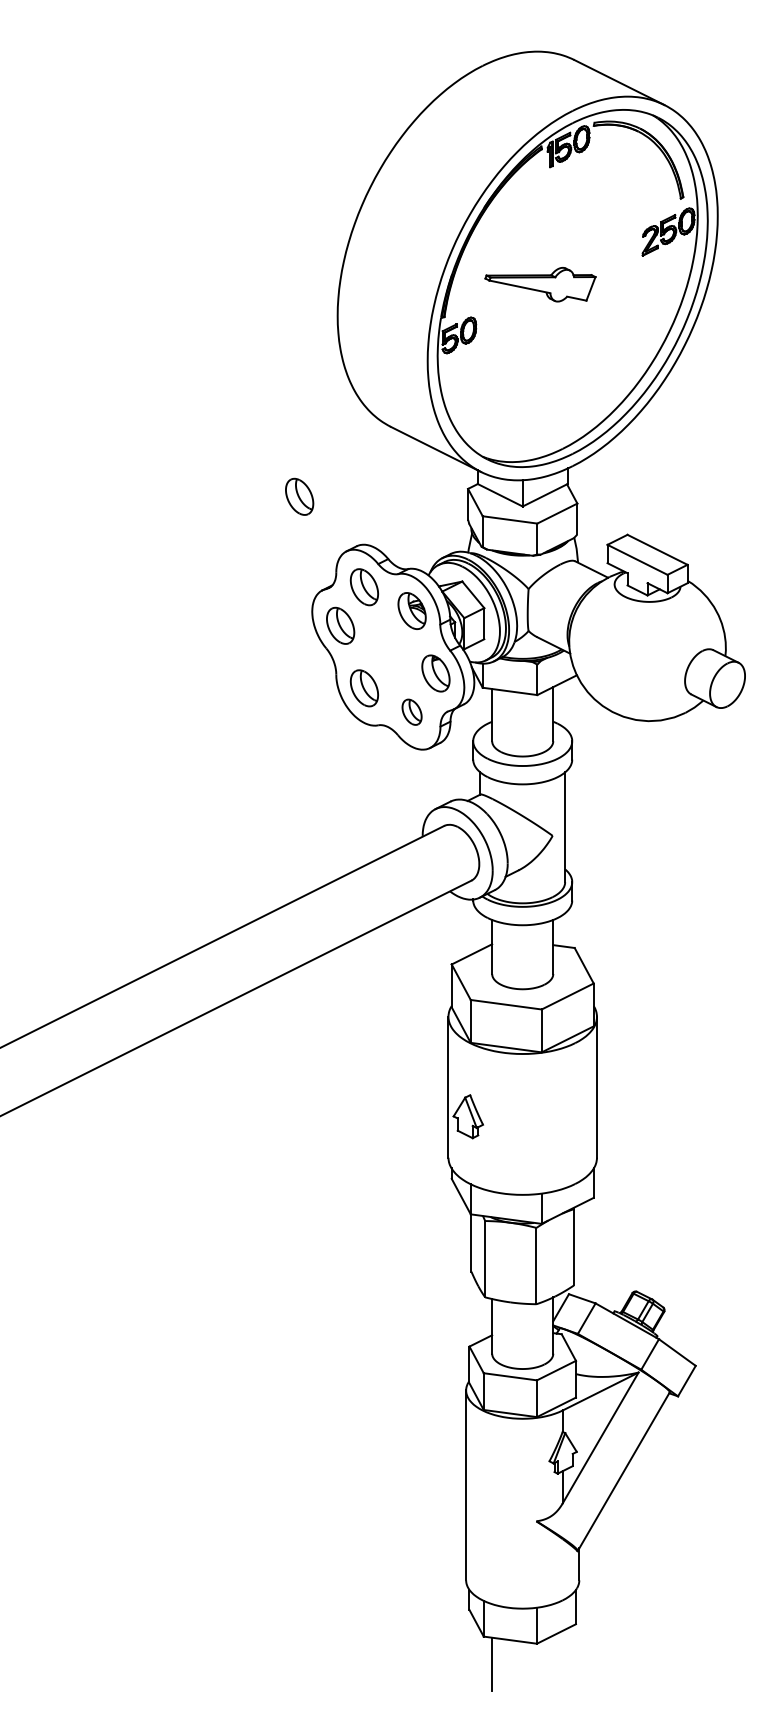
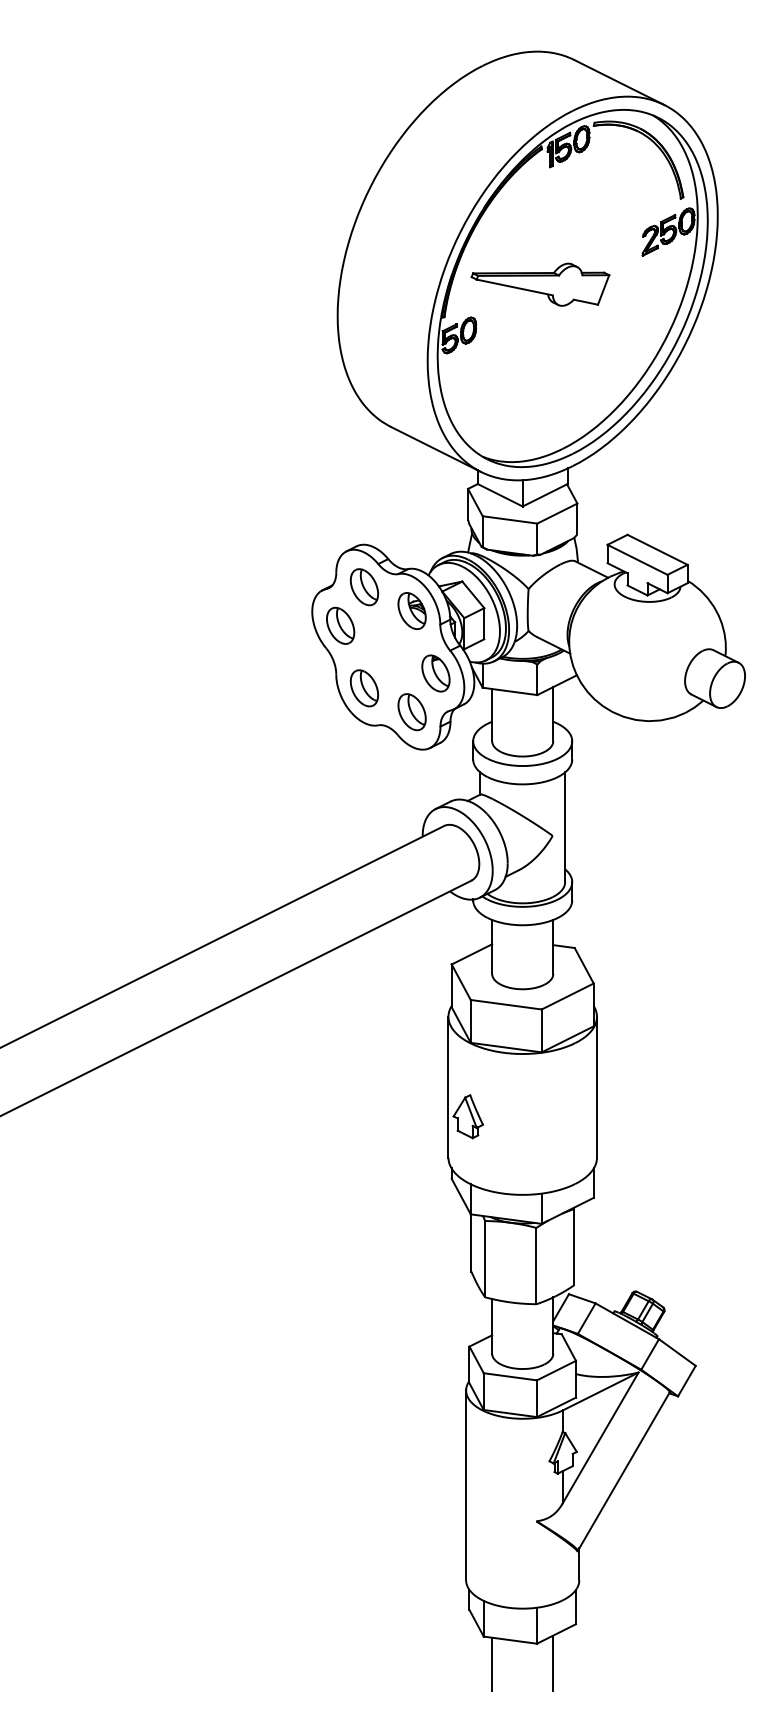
part size: 113x36 px -> 141x45 px (540, 284)
part: present -> none (299, 496)
part size: 22x28 px -> 30x39 px (411, 712)
line: none -> present (553, 1662)
